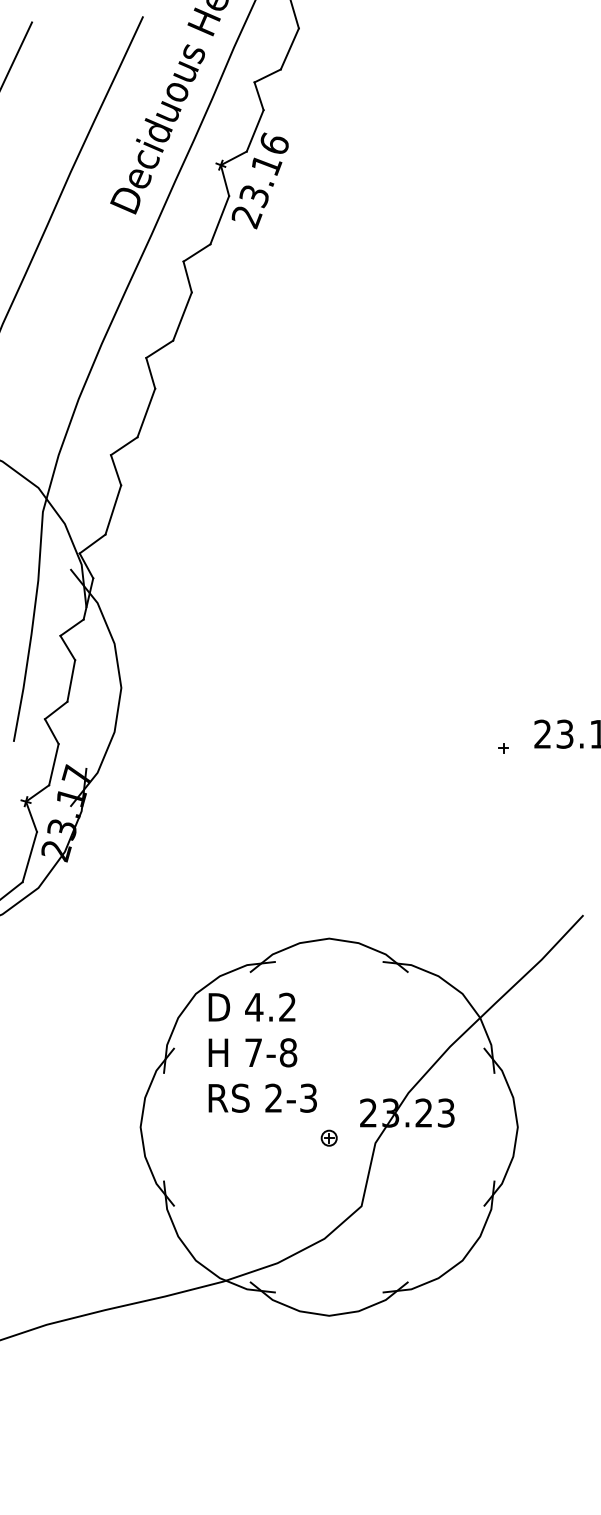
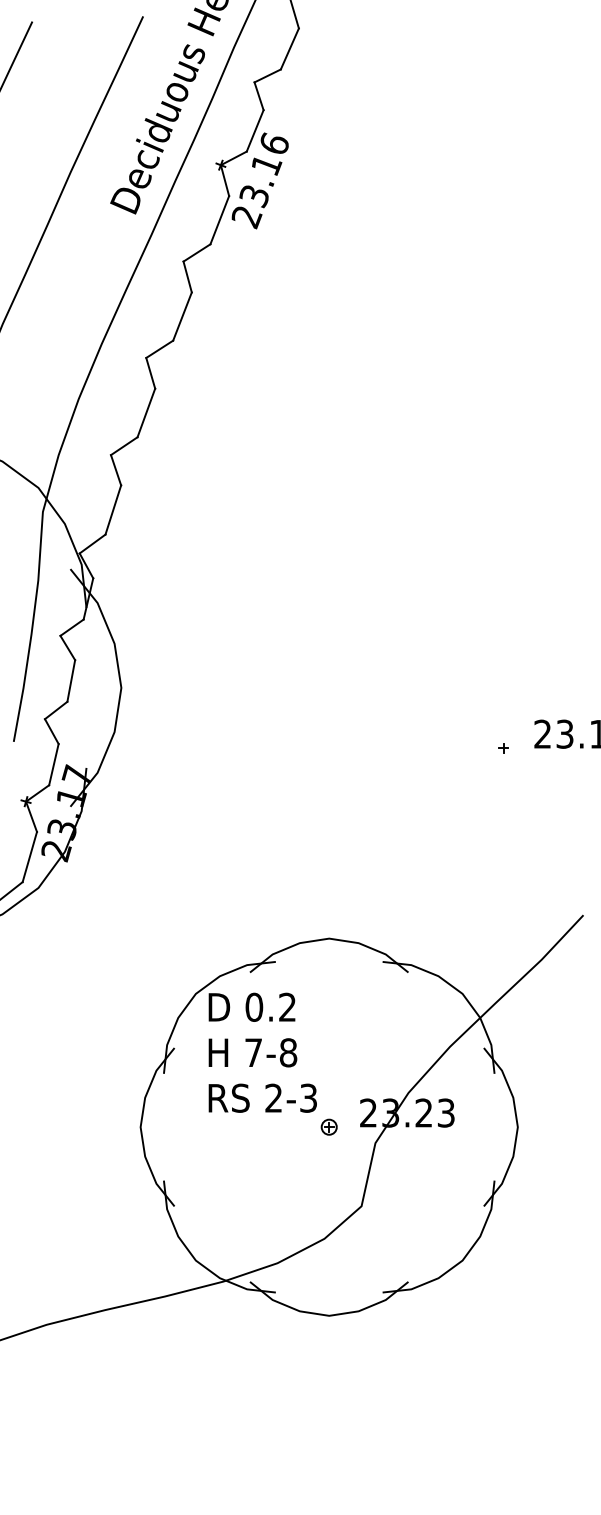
text: 4.2 -> 0.2 (254, 1006)
part position: (328, 1137) -> (328, 1126) (328, 1126)
